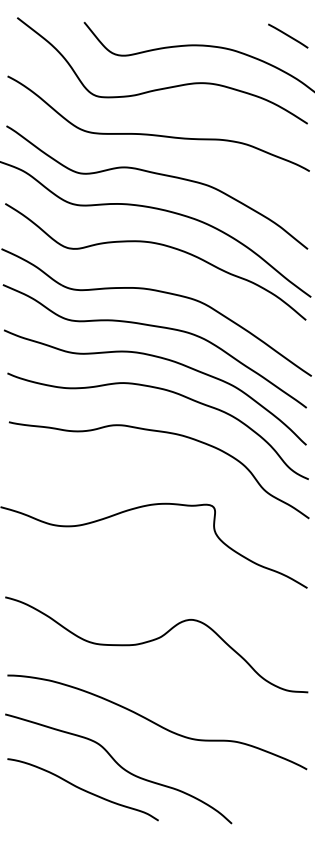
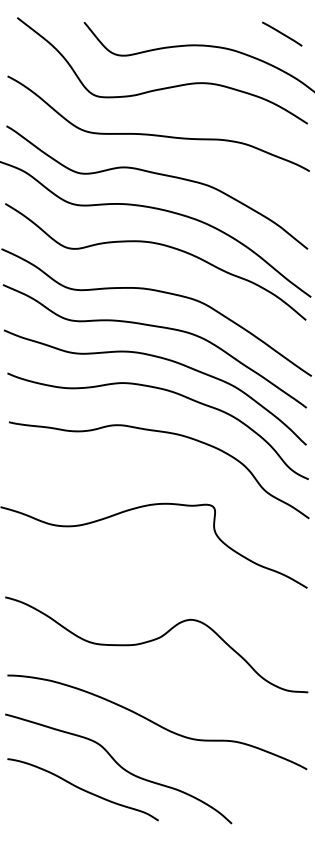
line position: (288, 35) -> (282, 33) (282, 33)
